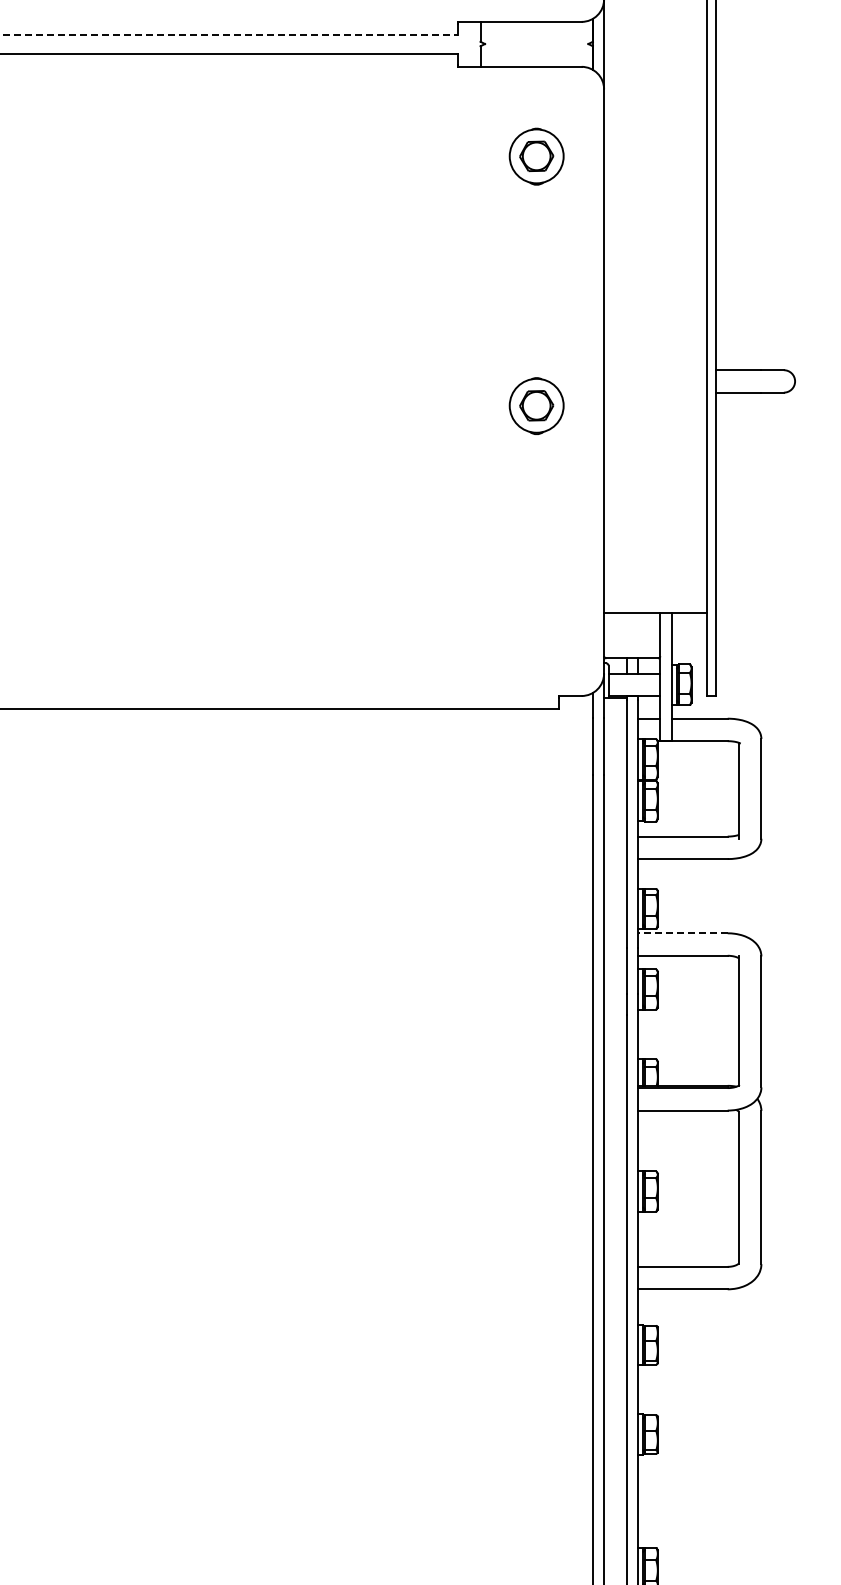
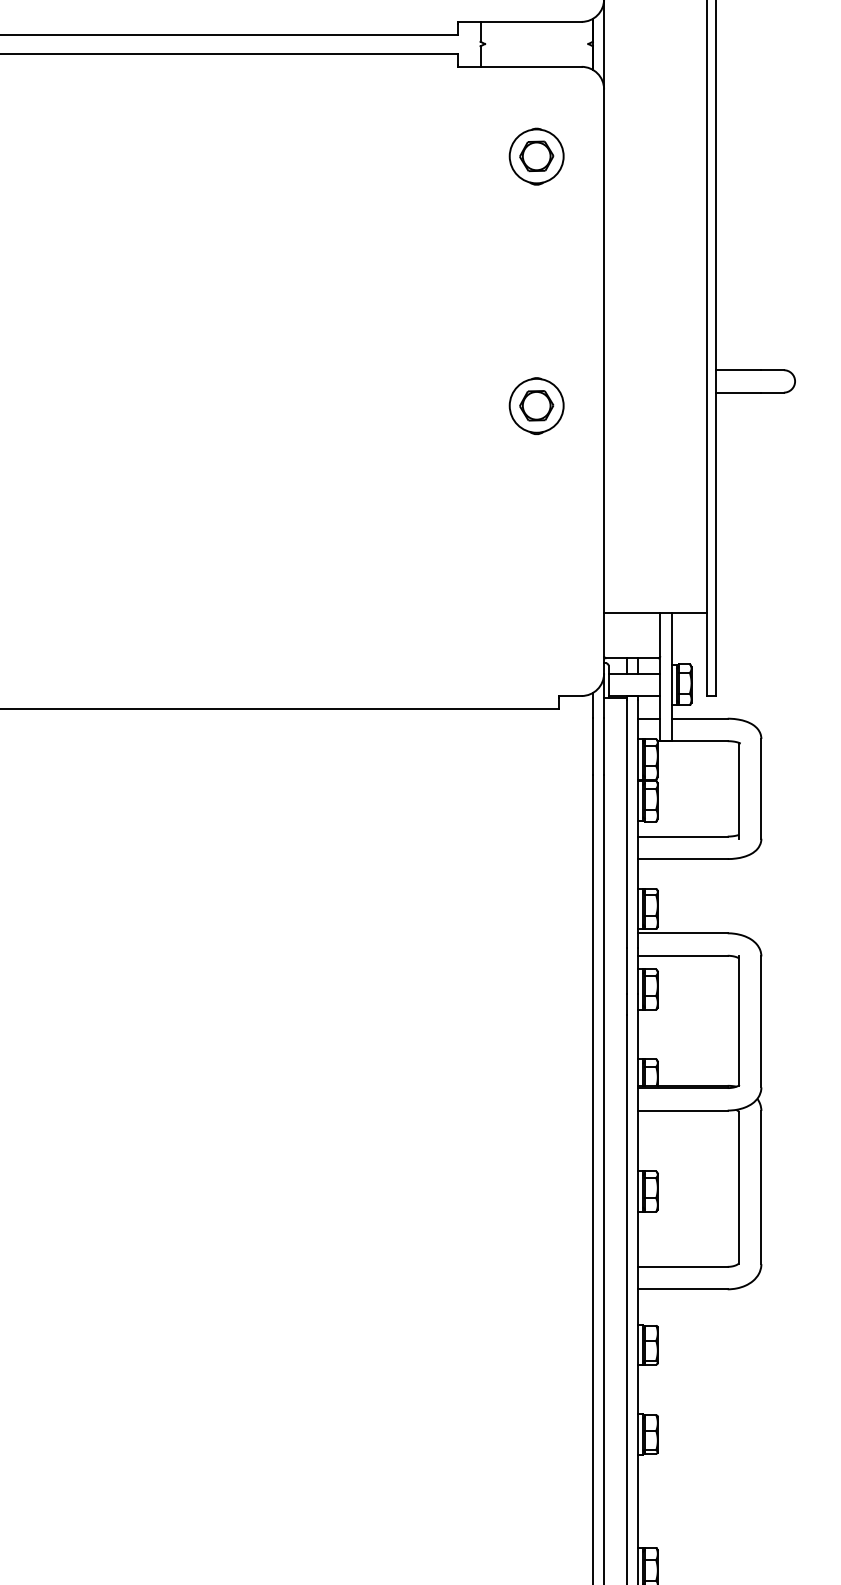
line: dashed -> solid (229, 35)
line: dashed -> solid (682, 933)
